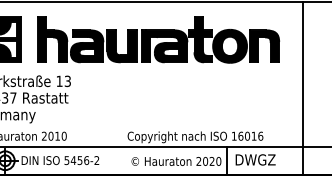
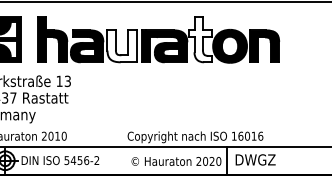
fill: present -> none (199, 39)
fill: present -> none (121, 46)
line: present -> none (303, 88)
